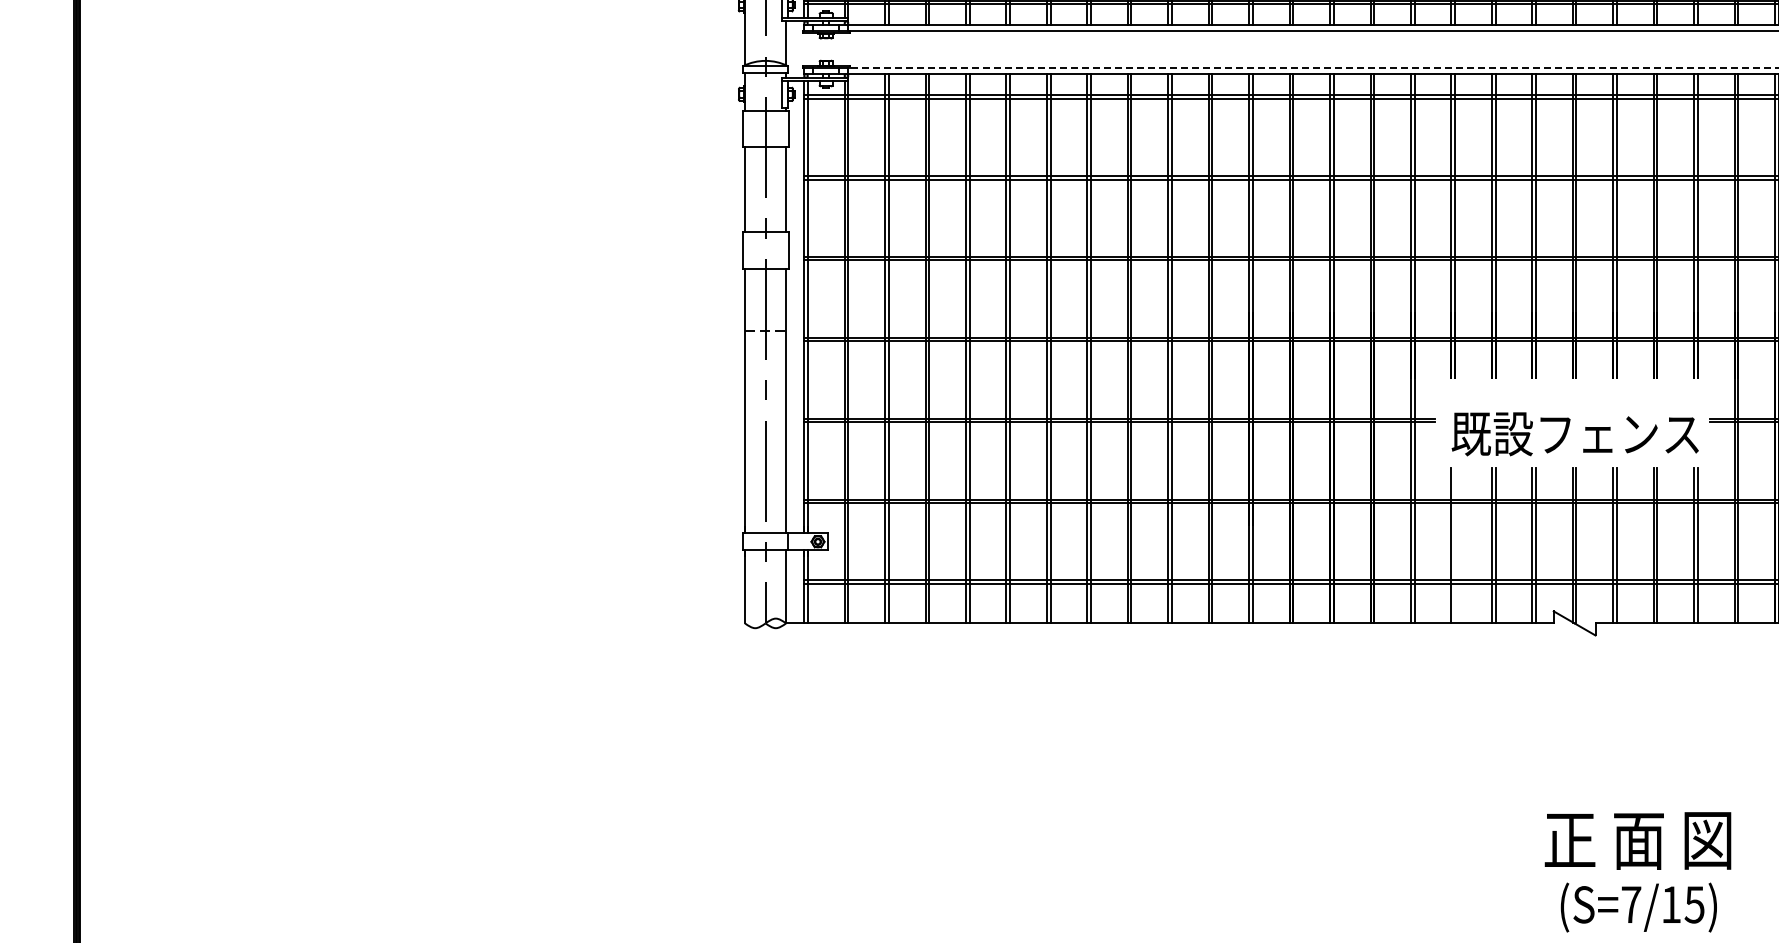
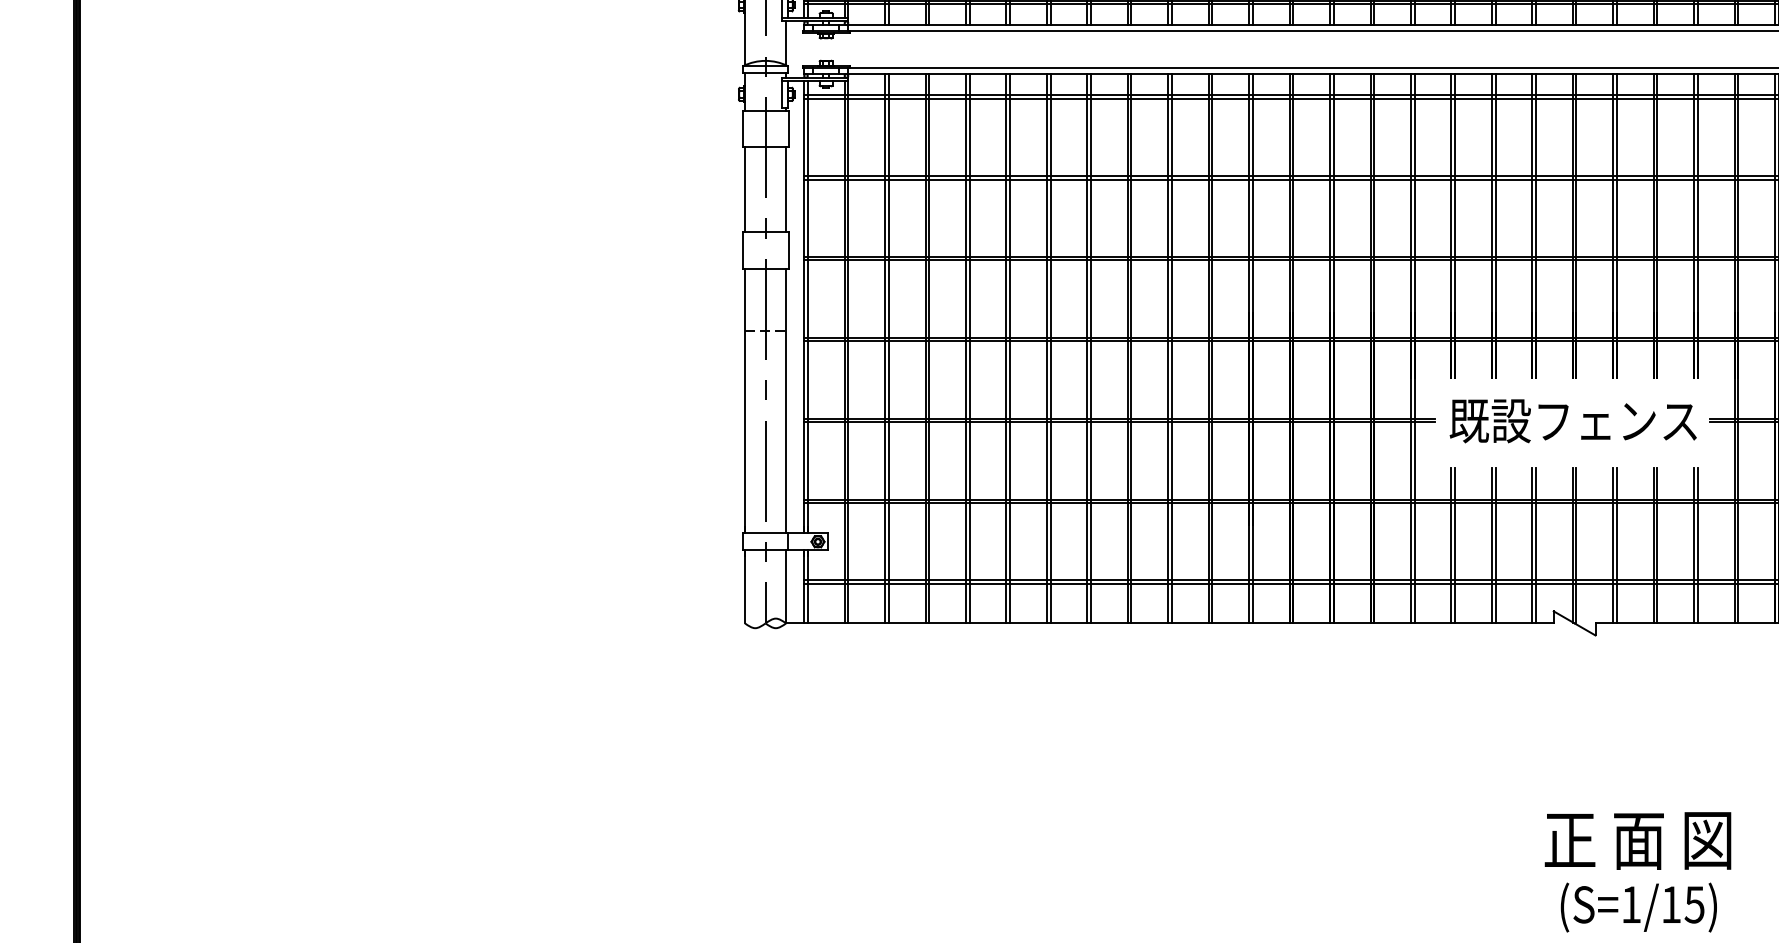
line: dashed -> solid (1313, 68)
text position: (1574, 434) -> (1572, 421) (1572, 421)
line: none -> present (1455, 545)
text: (S=7/15) -> (S=1/15) (1631, 904)
